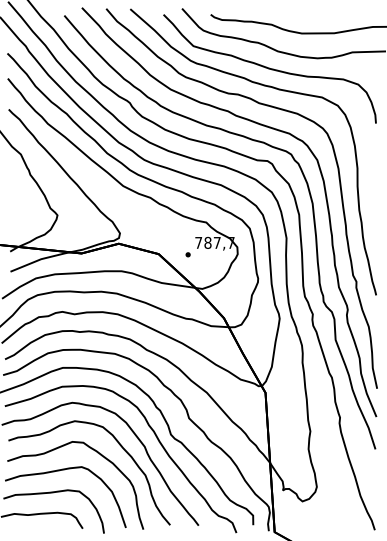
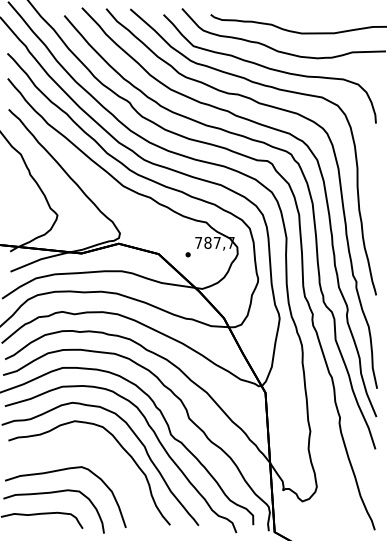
curve: present -> none (97, 453)
